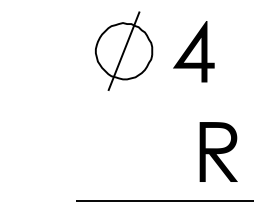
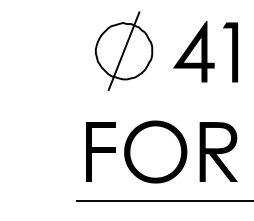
fill: none -> present (230, 52)
part: none -> present (155, 151)
fill: none -> present (101, 152)
